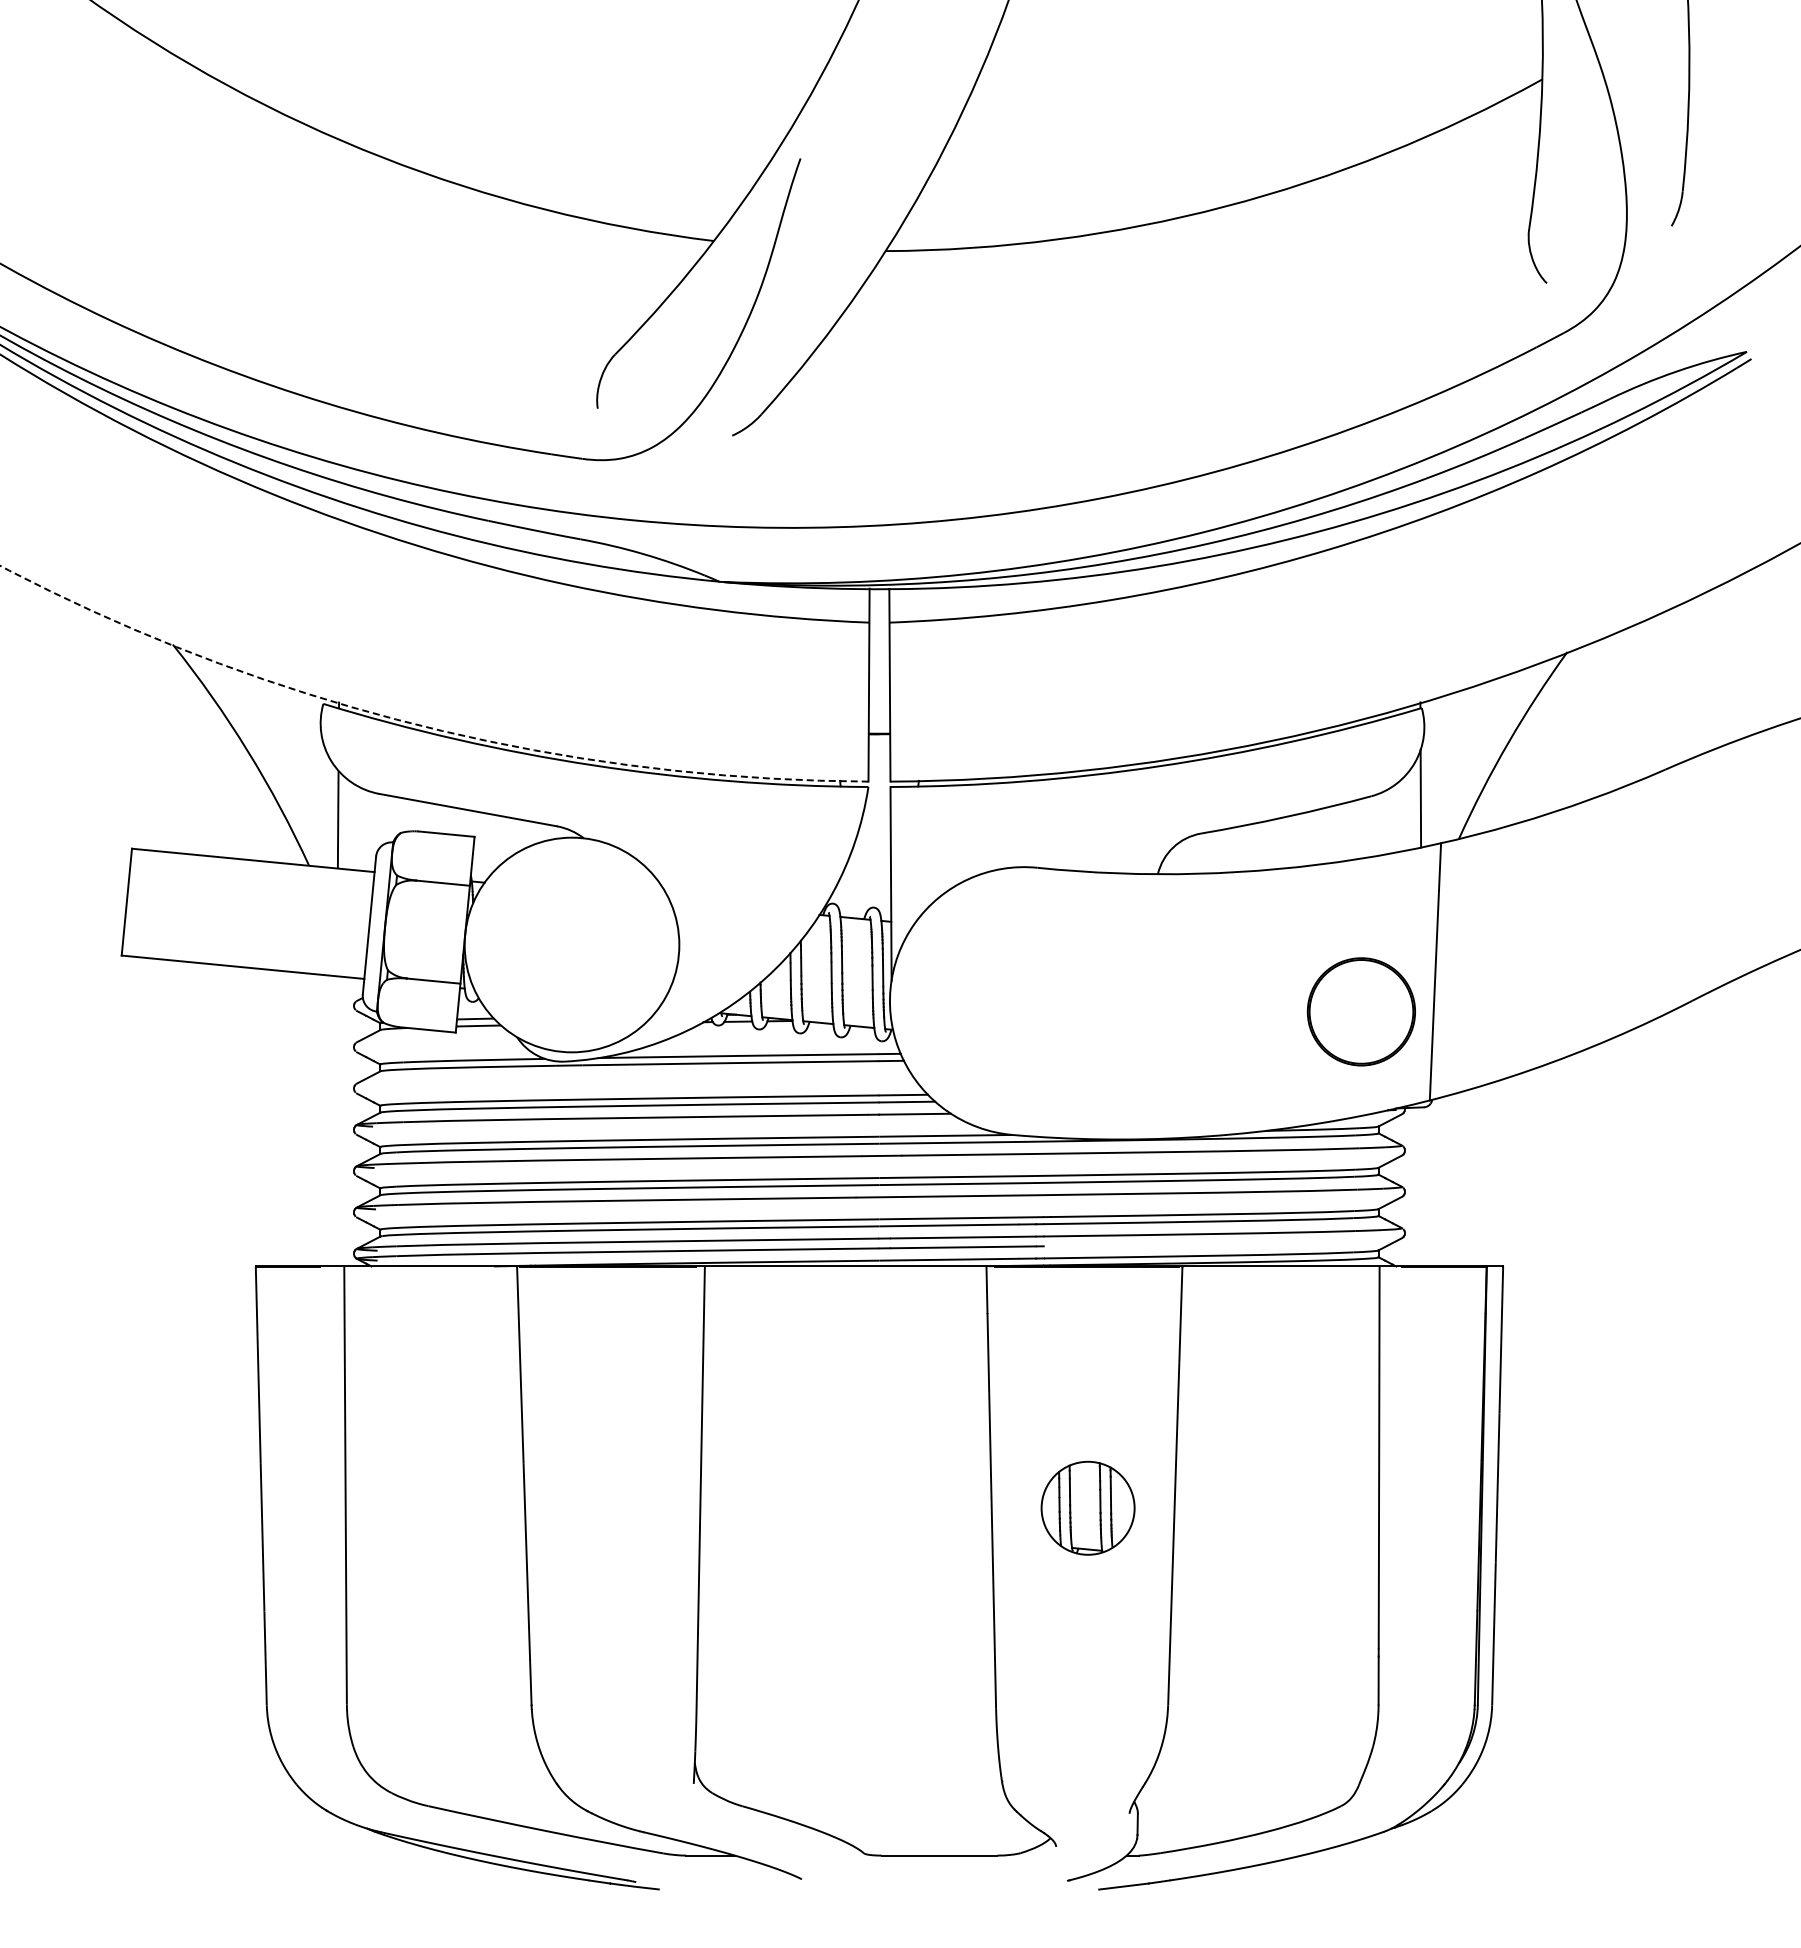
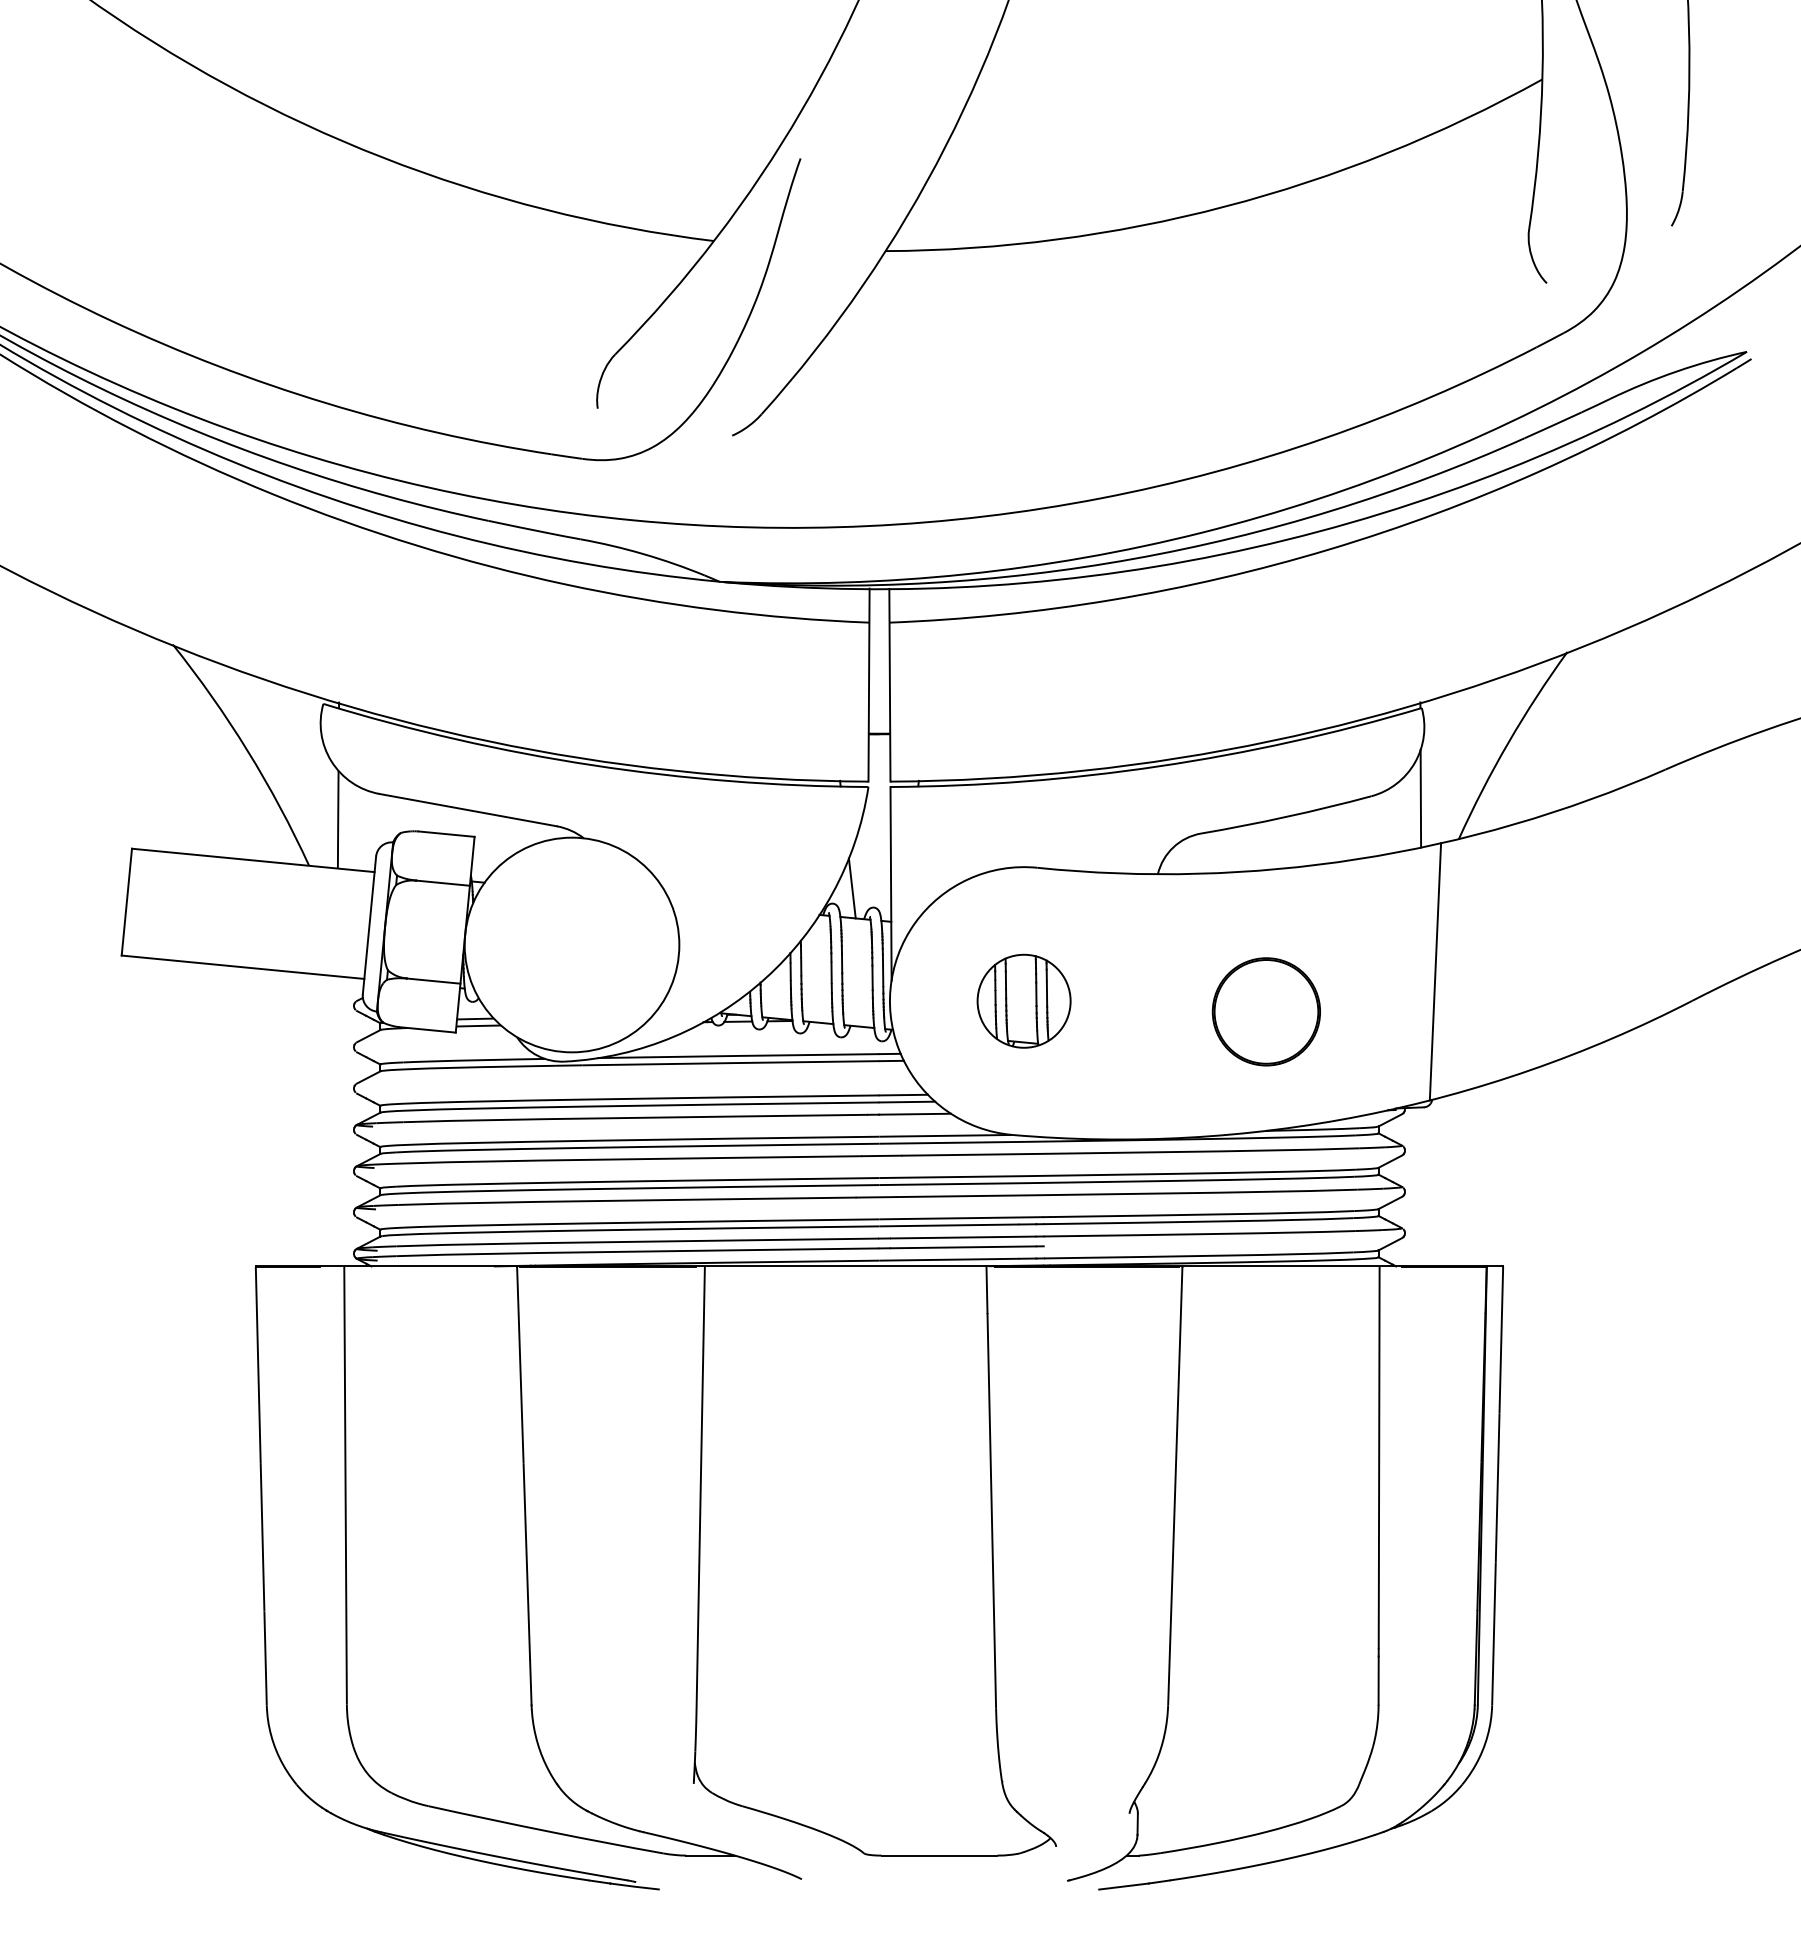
arc: dashed -> solid (420, 725)
line: none -> present (851, 888)
part position: (1360, 1011) -> (1265, 1011) (1265, 1011)
part position: (1087, 1507) -> (1023, 1000) (1023, 1000)
